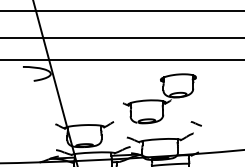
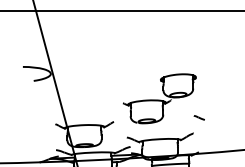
line: present -> none (121, 38)
line: present -> none (121, 59)
part position: (195, 123) -> (198, 117) (198, 117)
